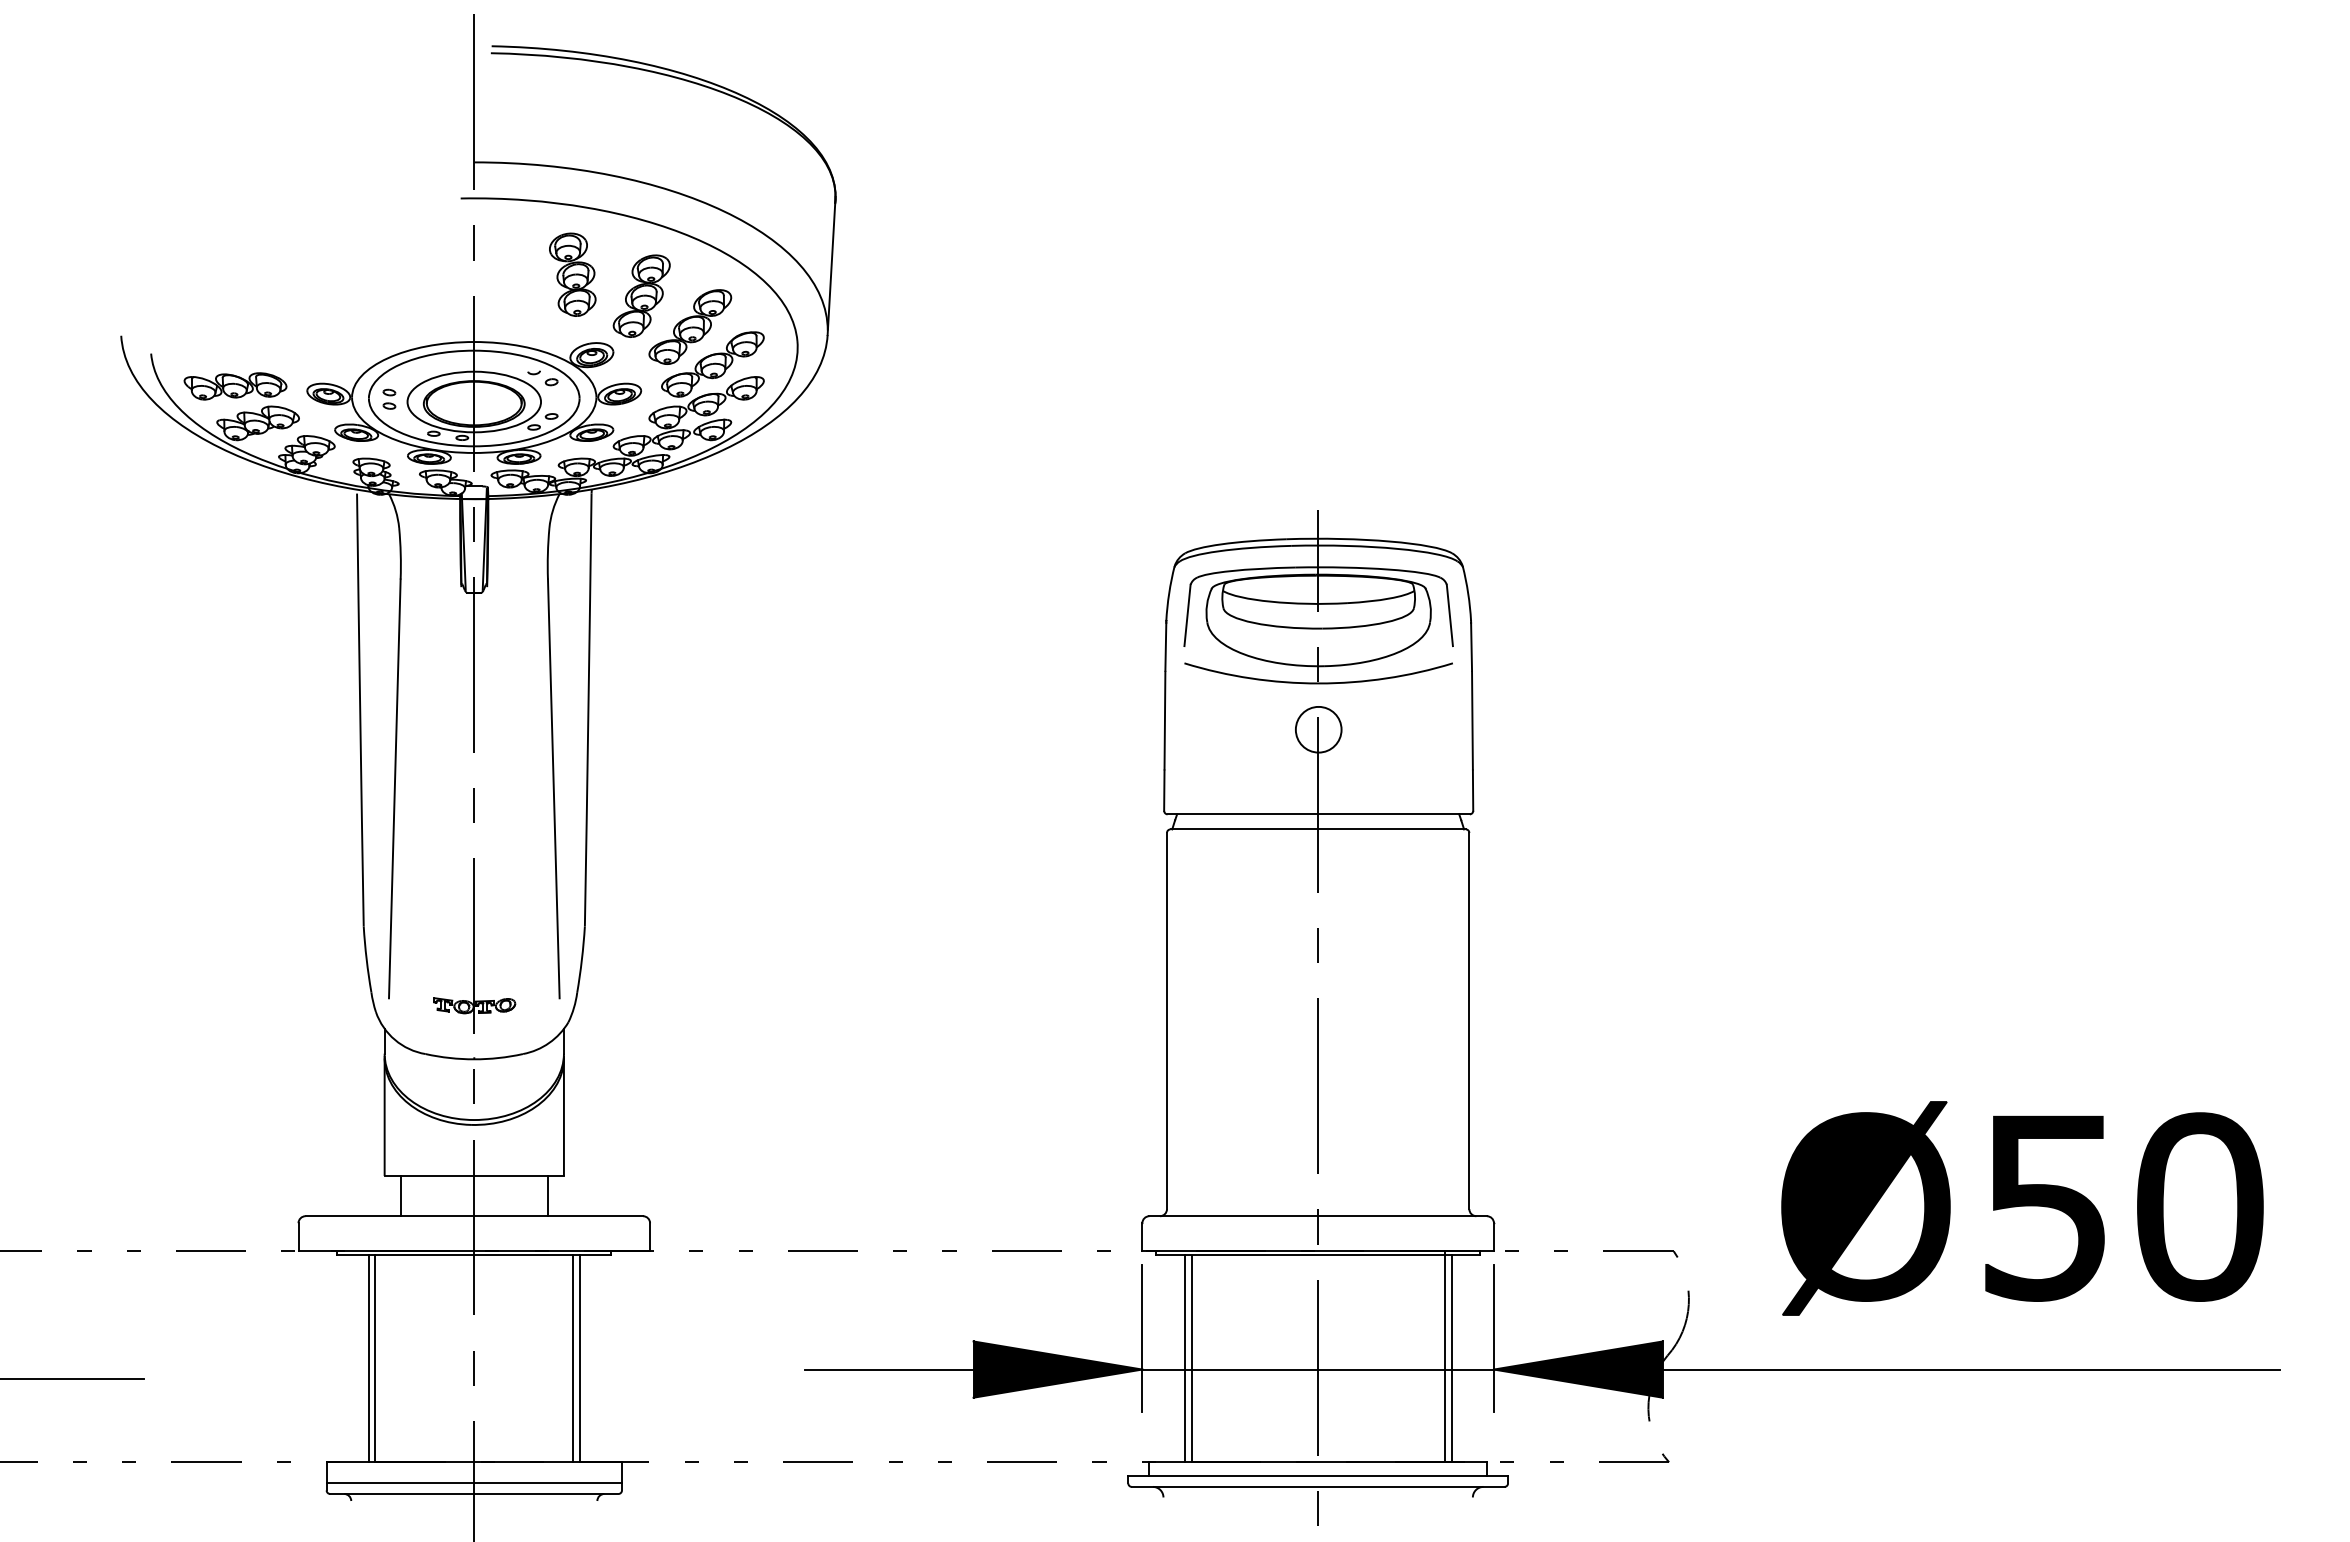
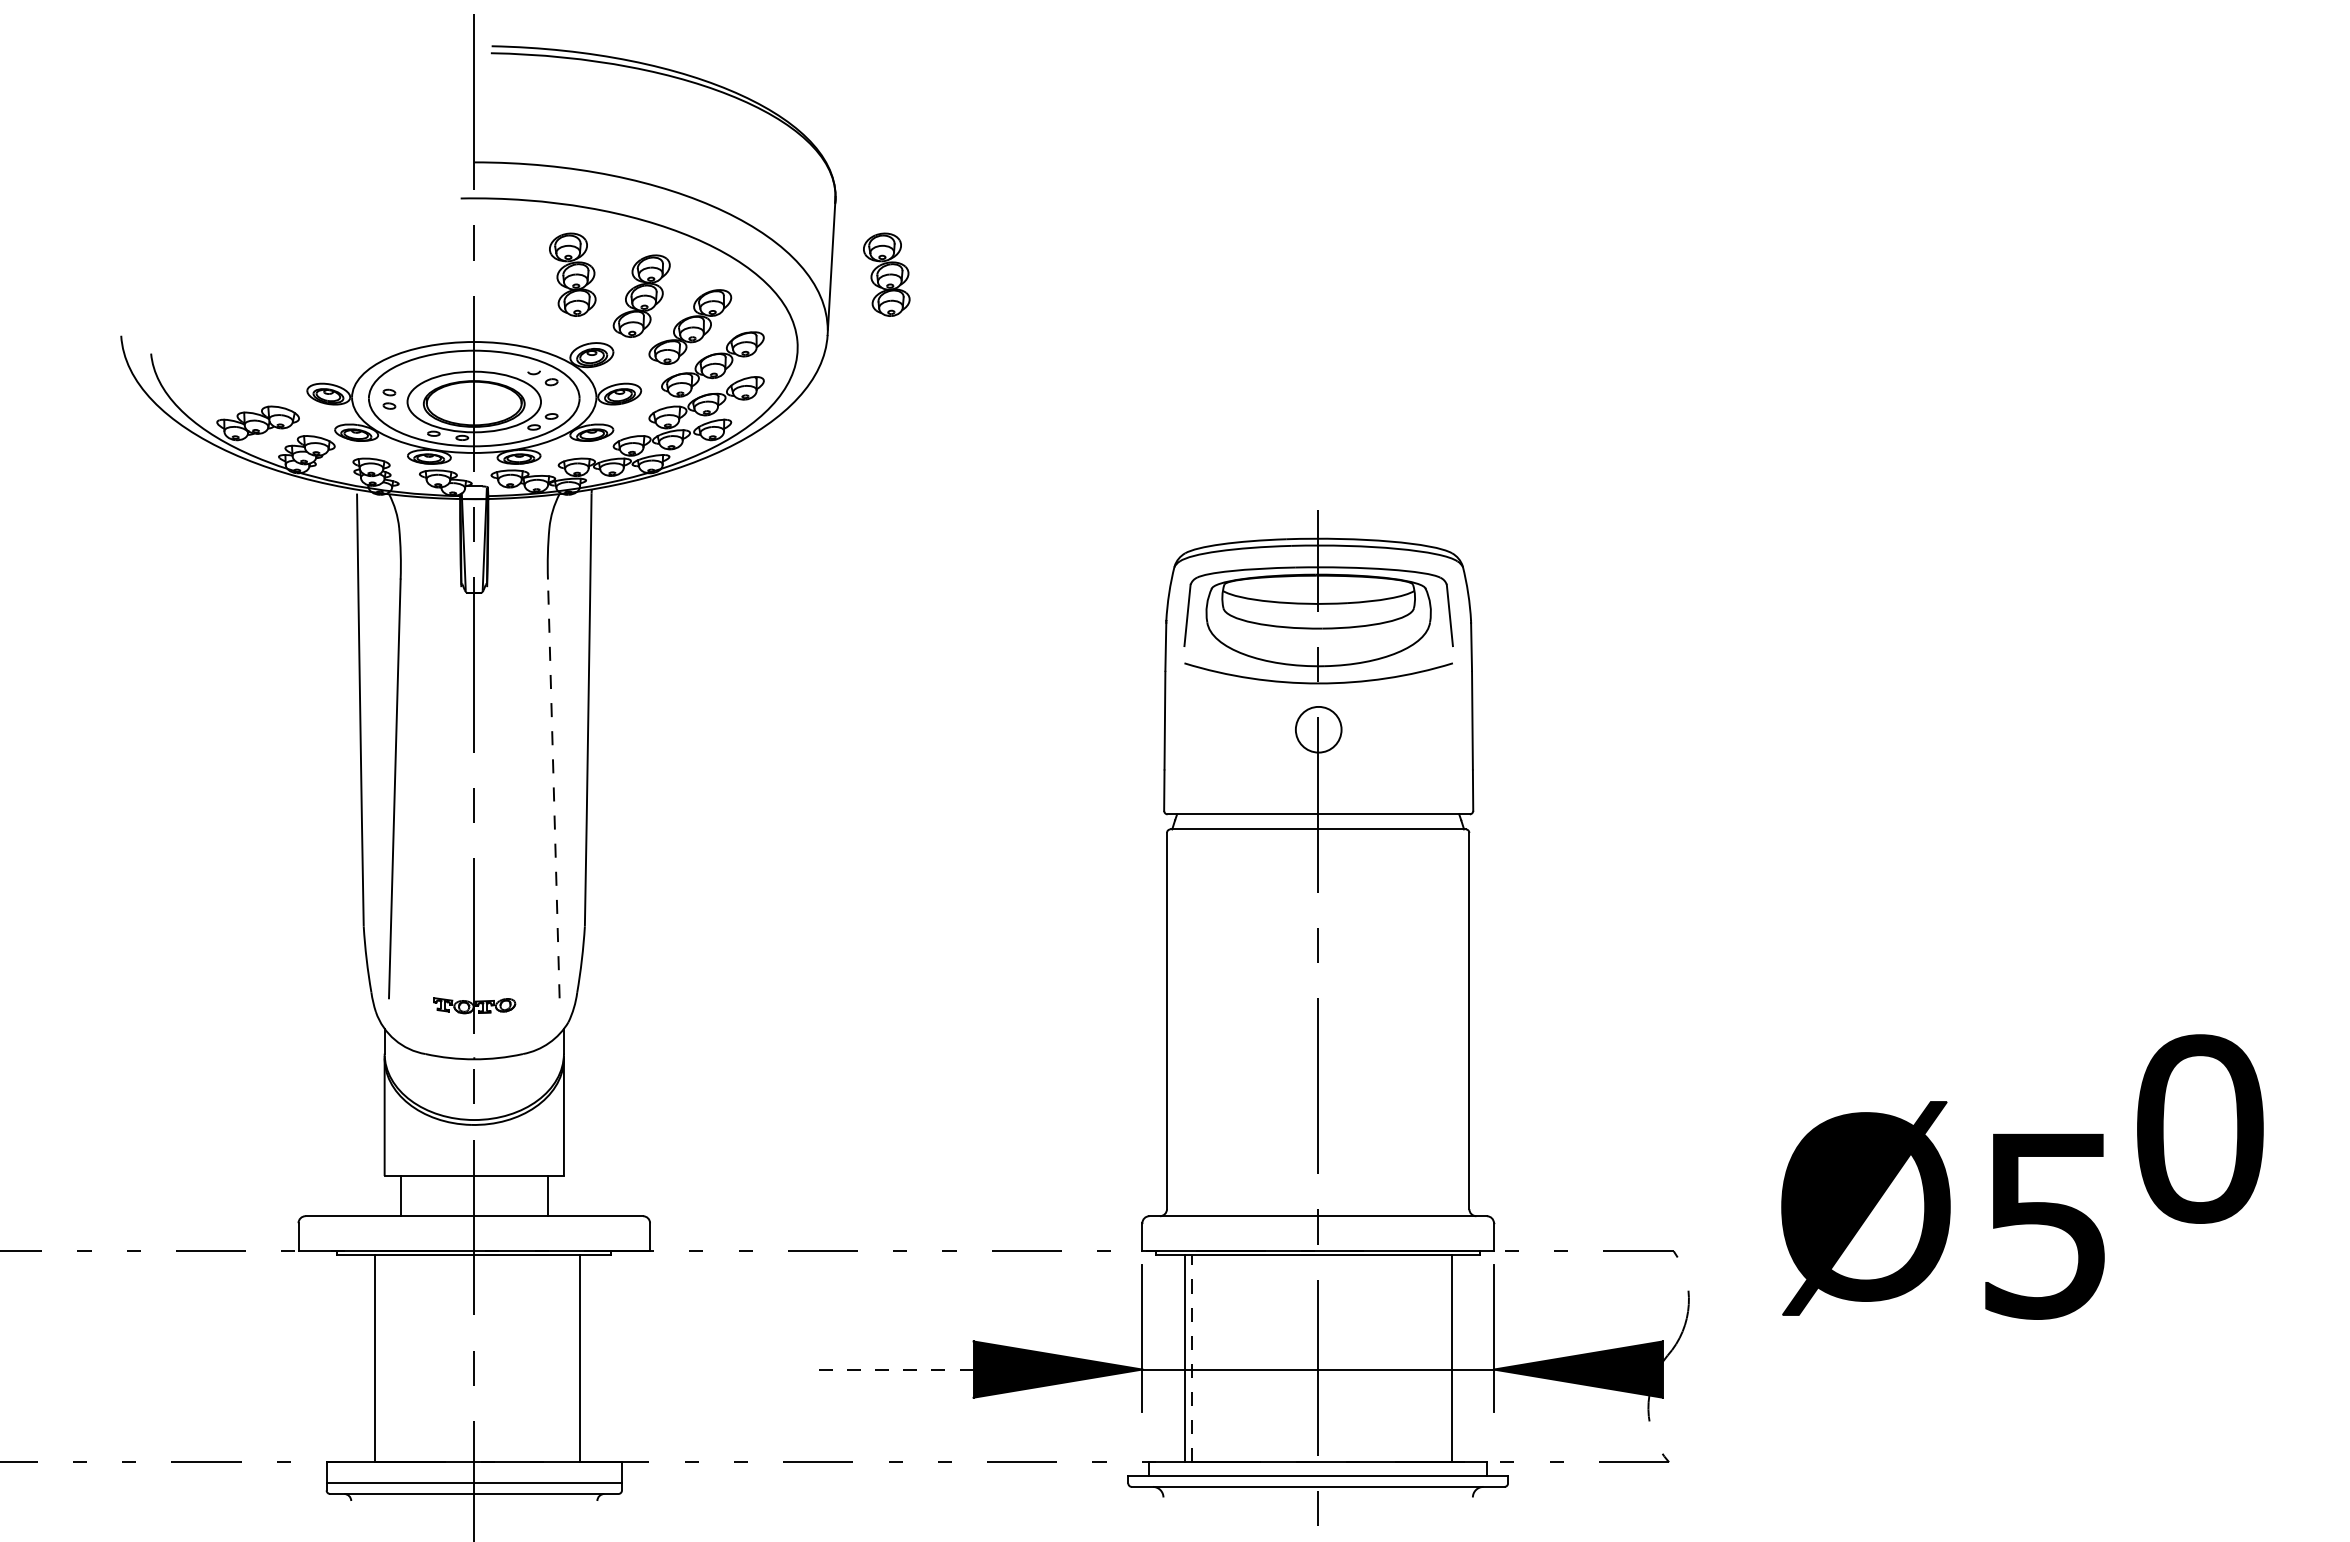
part: none -> present (886, 274)
part: present -> none (235, 386)
line: solid -> dashed (553, 788)
part position: (2200, 1206) -> (2200, 1128) (2200, 1128)
part position: (2044, 1208) -> (2044, 1226) (2044, 1226)
line: present -> none (1444, 1356)
line: present -> none (368, 1358)
line: present -> none (573, 1358)
line: solid -> dashed (1191, 1359)
line: solid -> dashed (888, 1369)
line: present -> none (1970, 1369)
line: present -> none (72, 1378)
